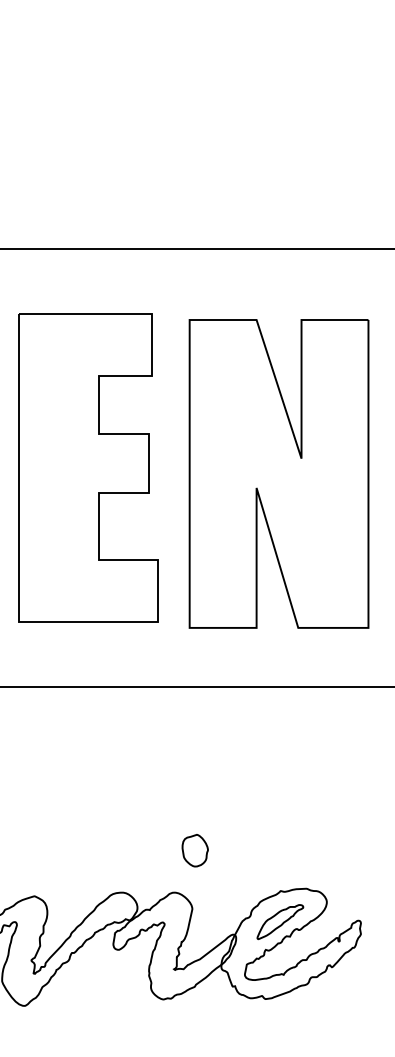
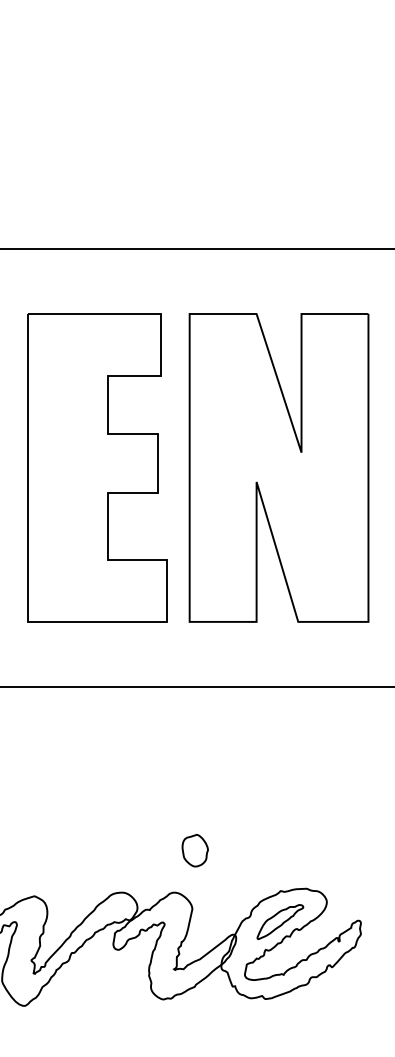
part position: (88, 467) -> (97, 467) (97, 467)
part position: (278, 473) -> (278, 467) (278, 467)
